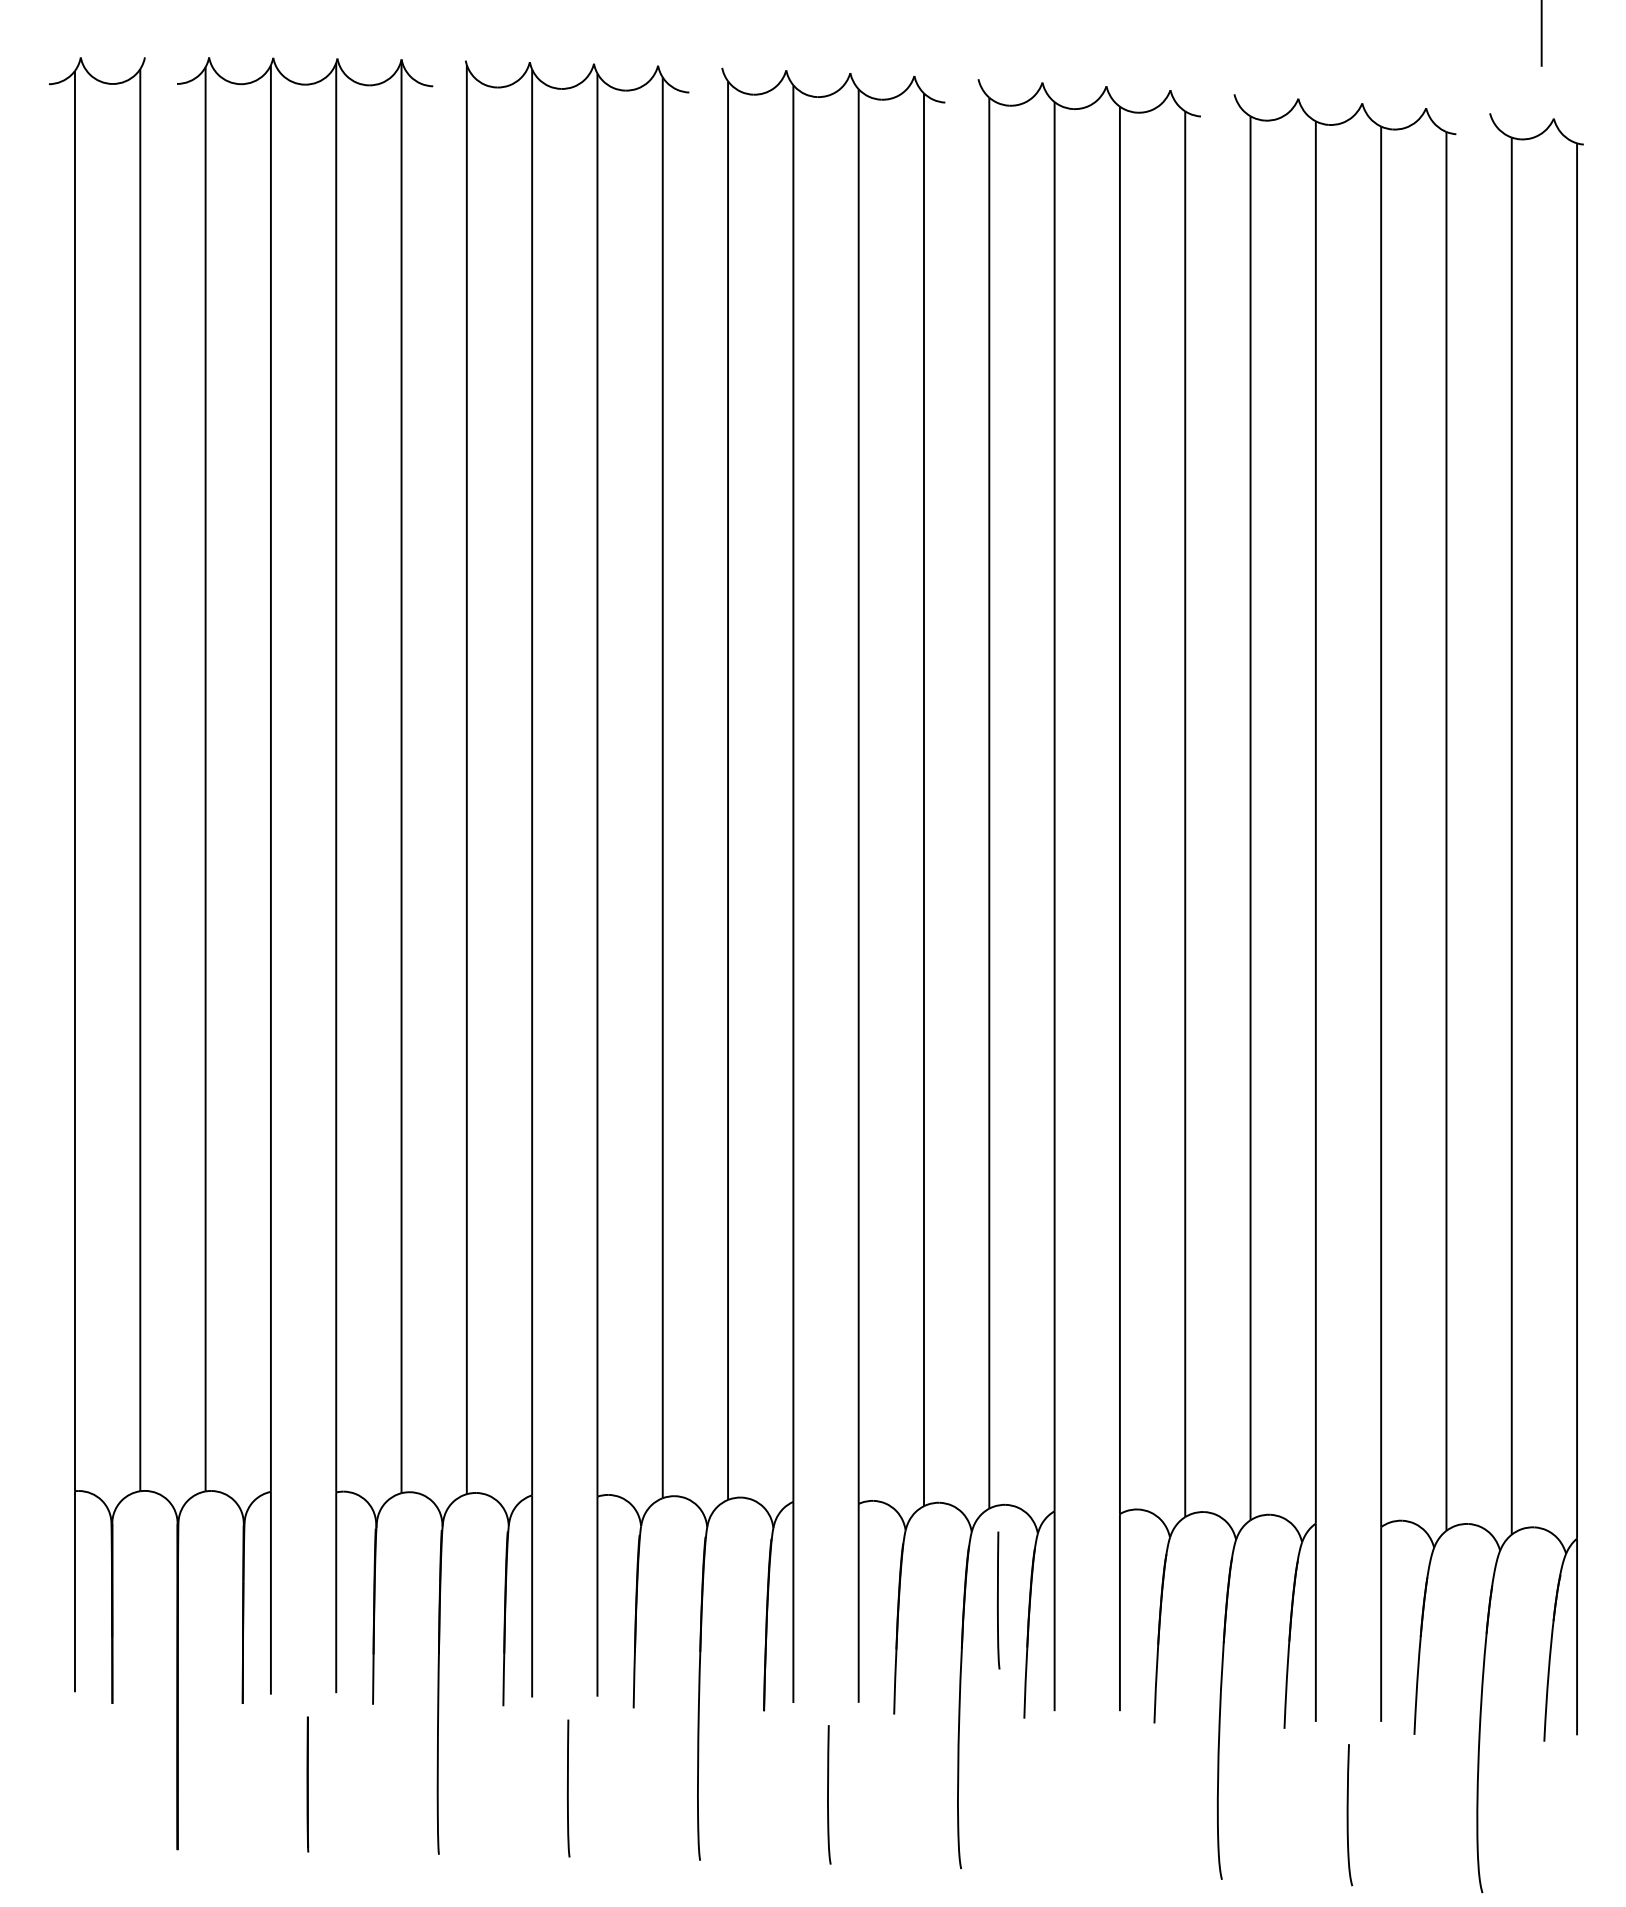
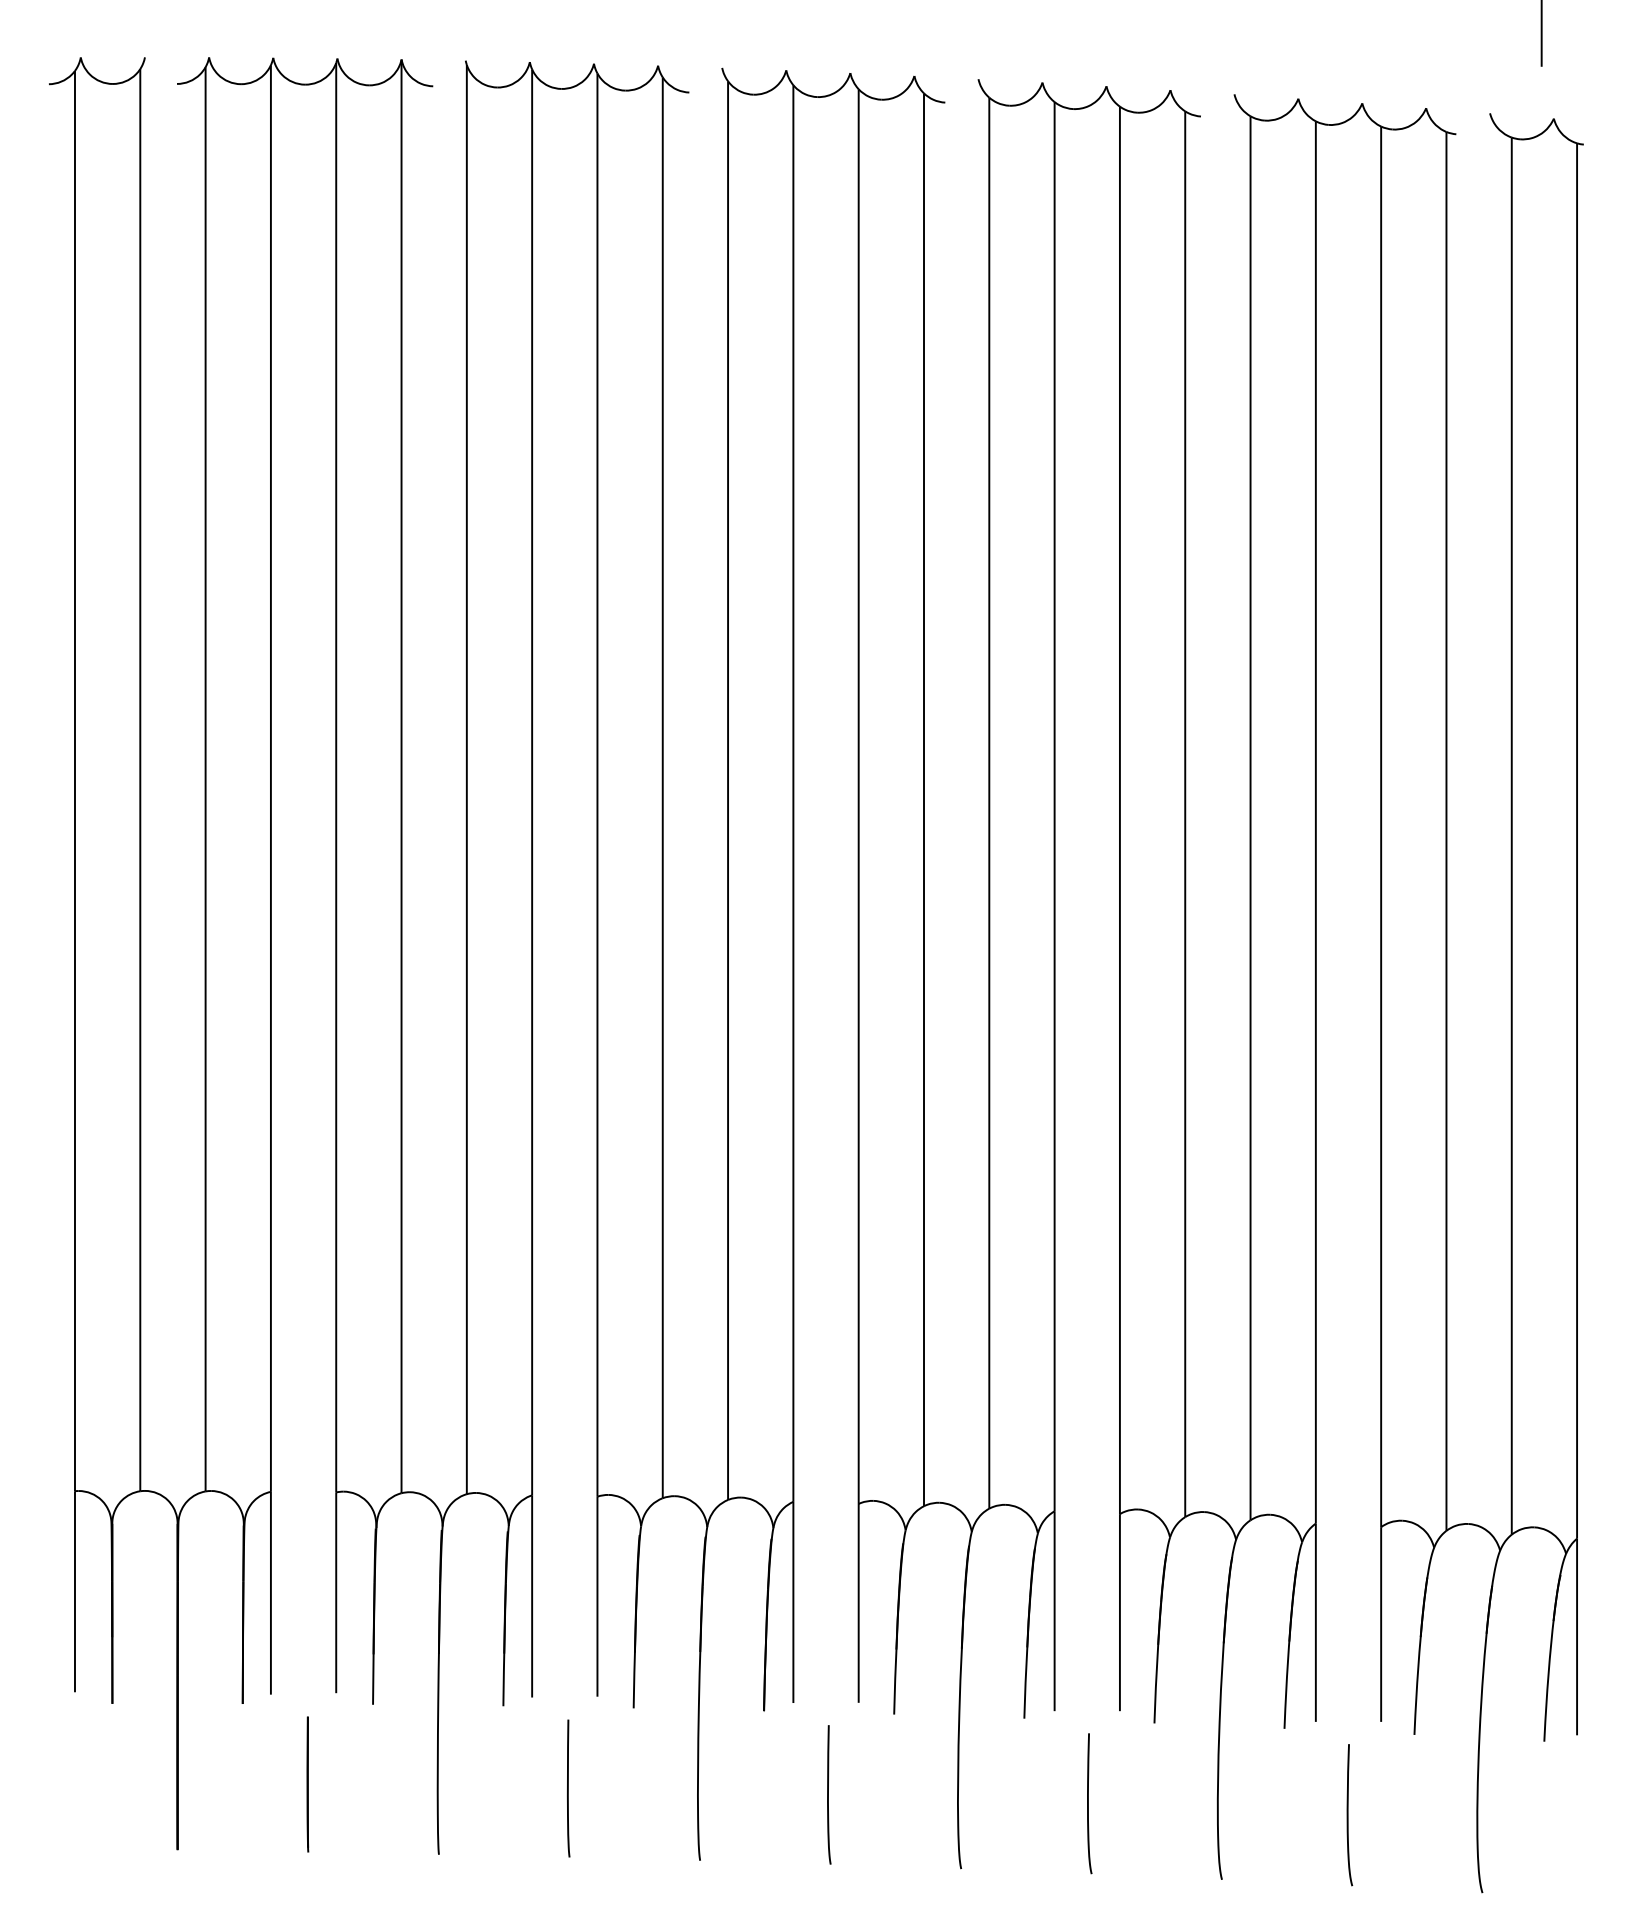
curve: present -> none (998, 1600)
curve: none -> present (1088, 1803)
